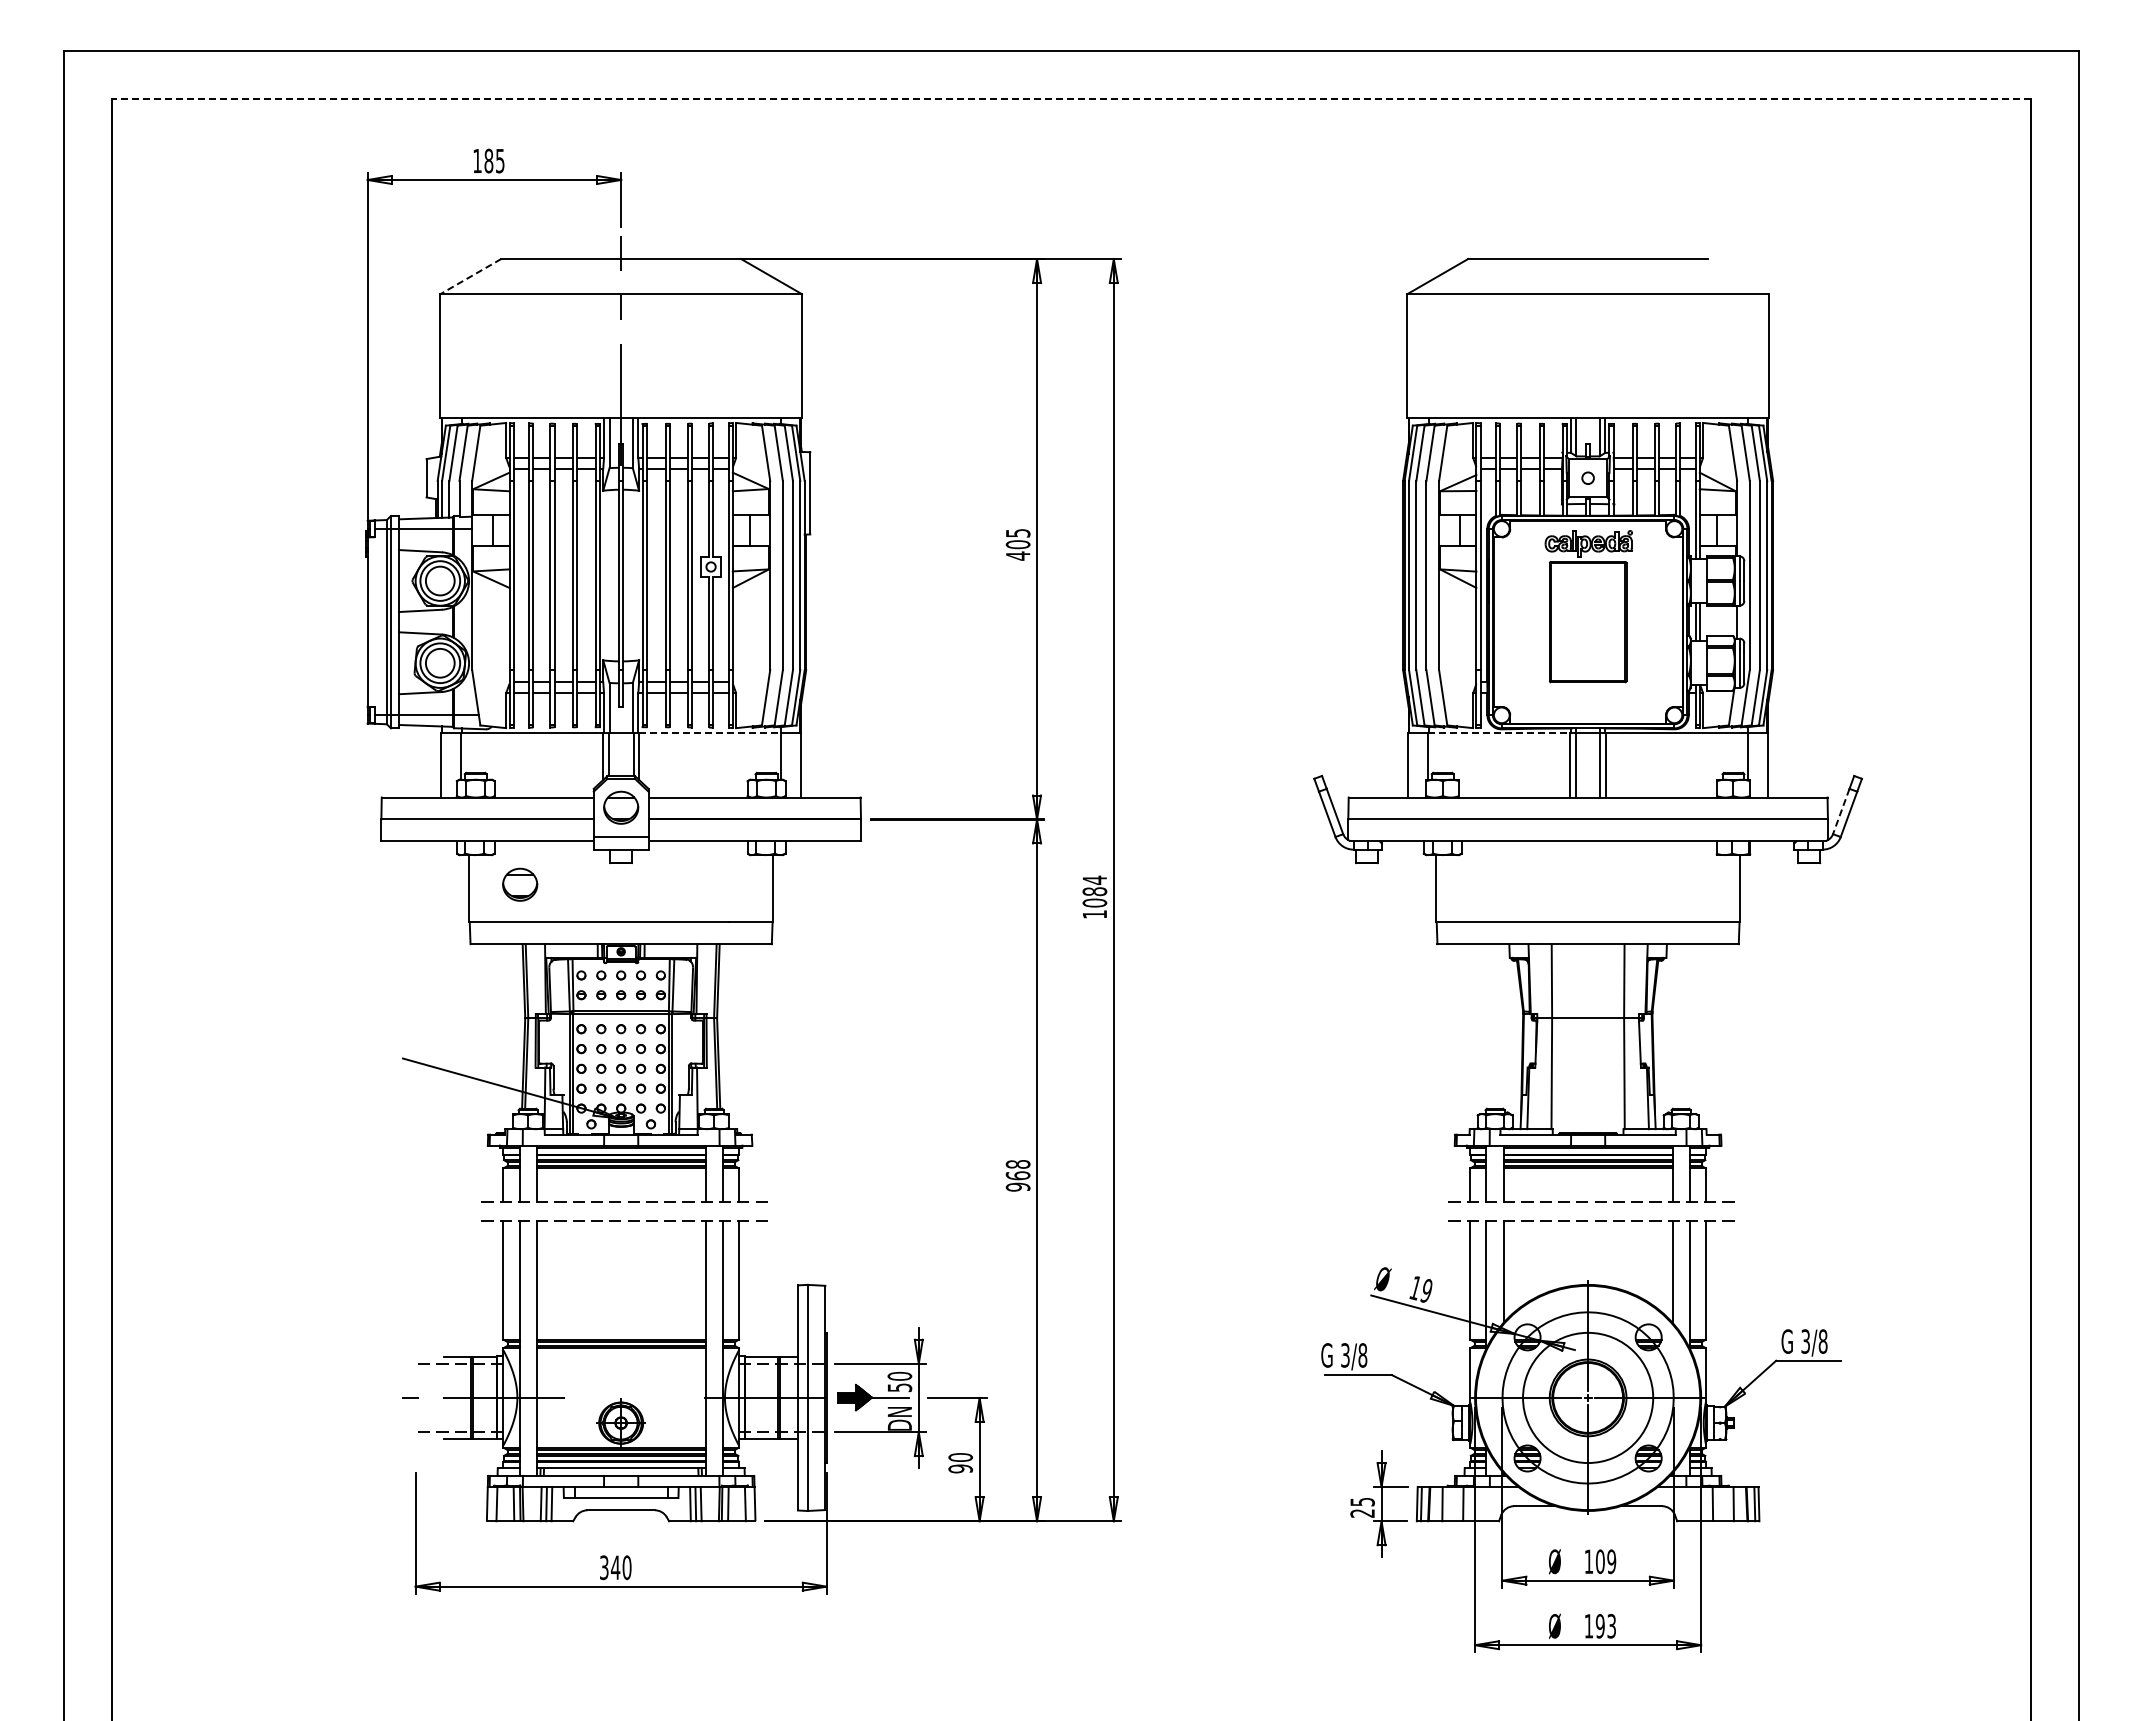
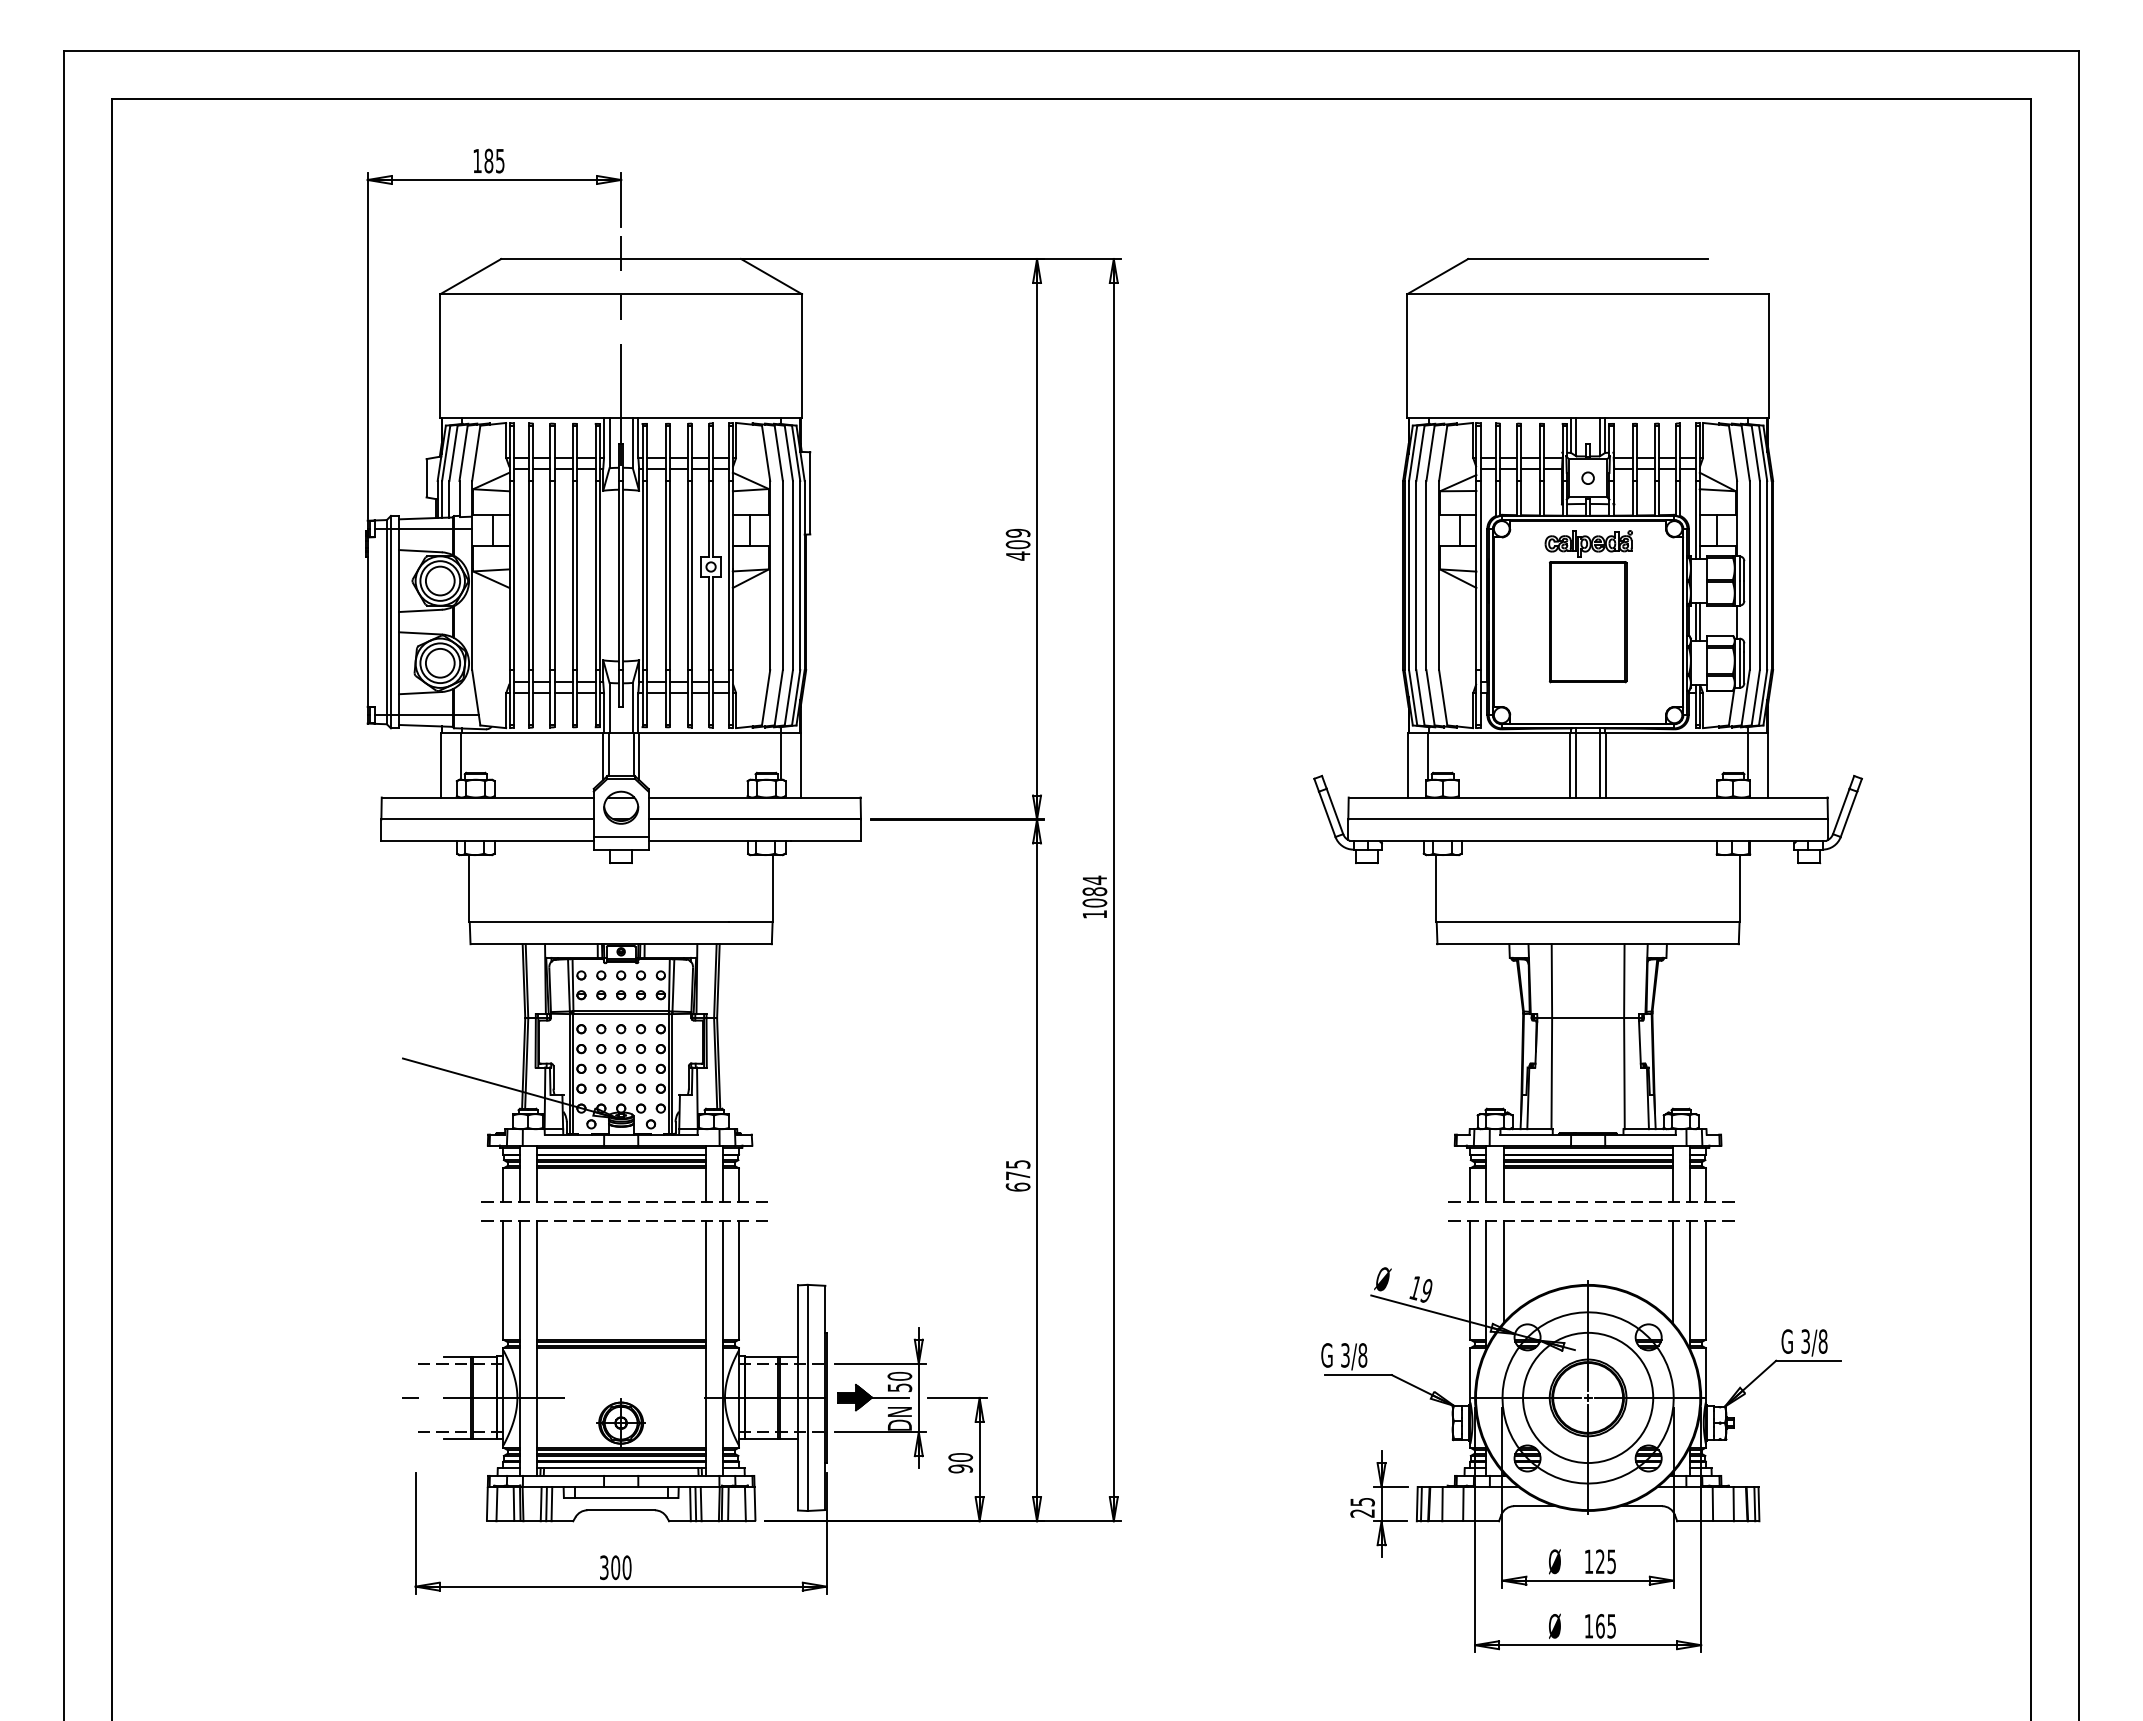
line: dashed -> solid (1071, 99)
line: dashed -> solid (470, 276)
text: 405 -> 409 (1017, 532)
line: dashed -> solid (710, 733)
line: dashed -> solid (1499, 733)
line: dashed -> solid (1841, 812)
part: present -> none (520, 884)
text: 968 -> 675 (1017, 1175)
text: 109 -> 125 (1606, 1561)
text: 340 -> 300 (615, 1567)
text: 193 -> 165 (1605, 1626)
